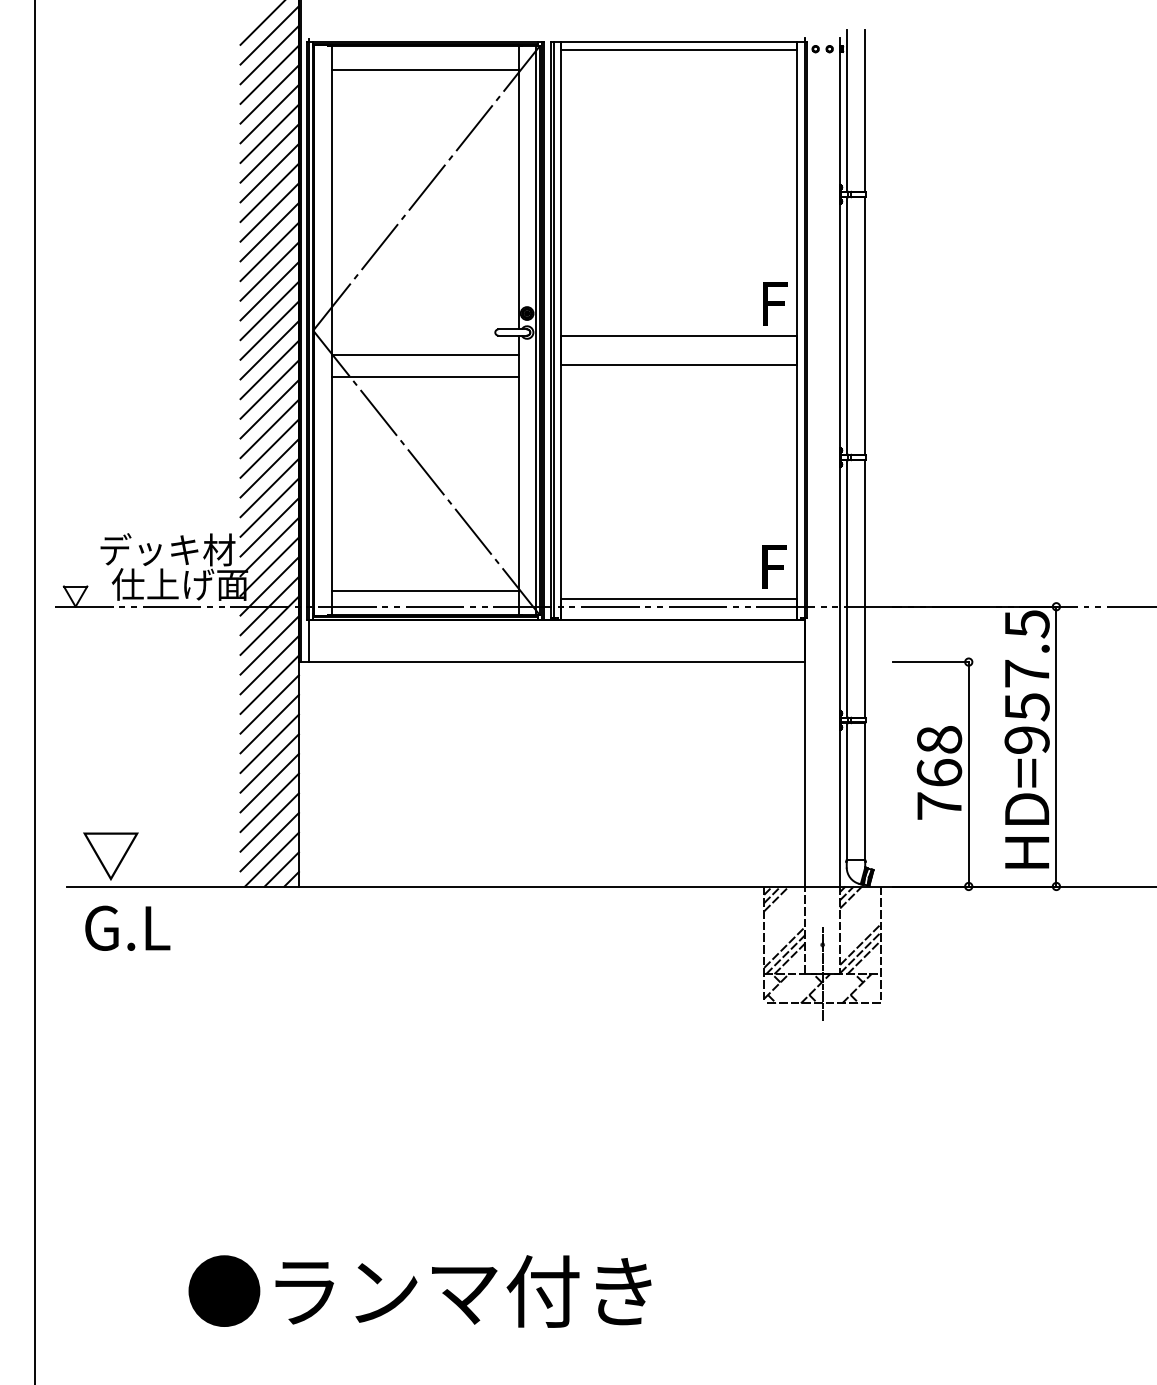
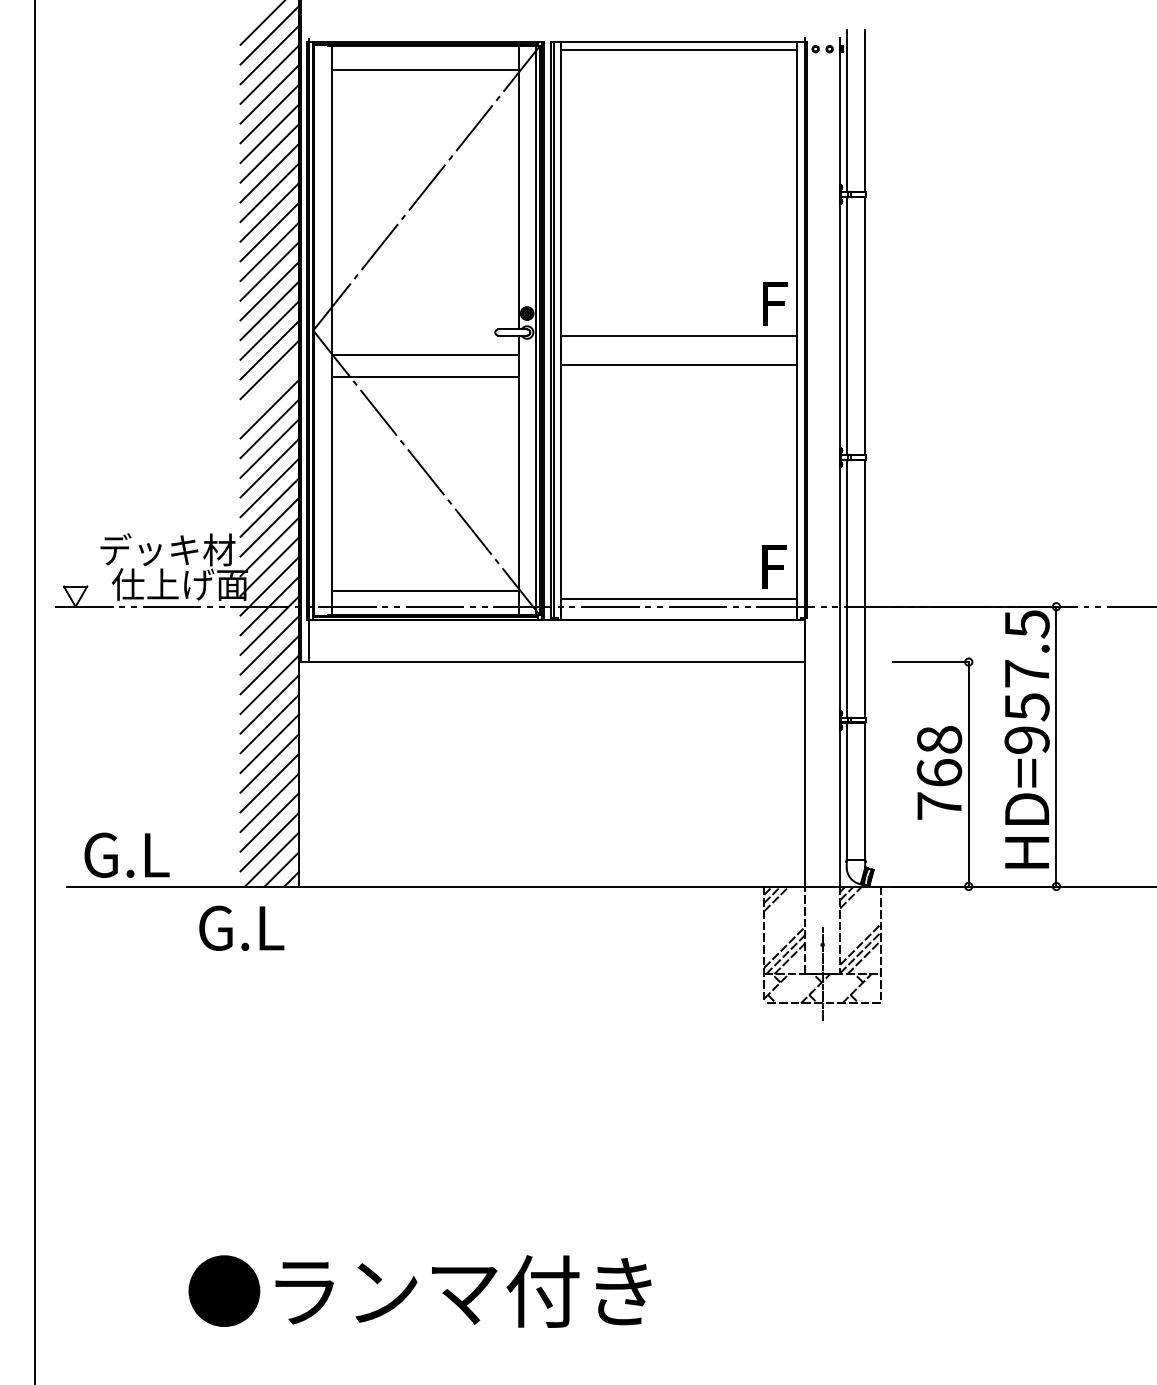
line: present -> none (269, 389)
text: ▽ -> G.L (126, 856)
text position: (127, 927) -> (241, 927) (241, 927)
